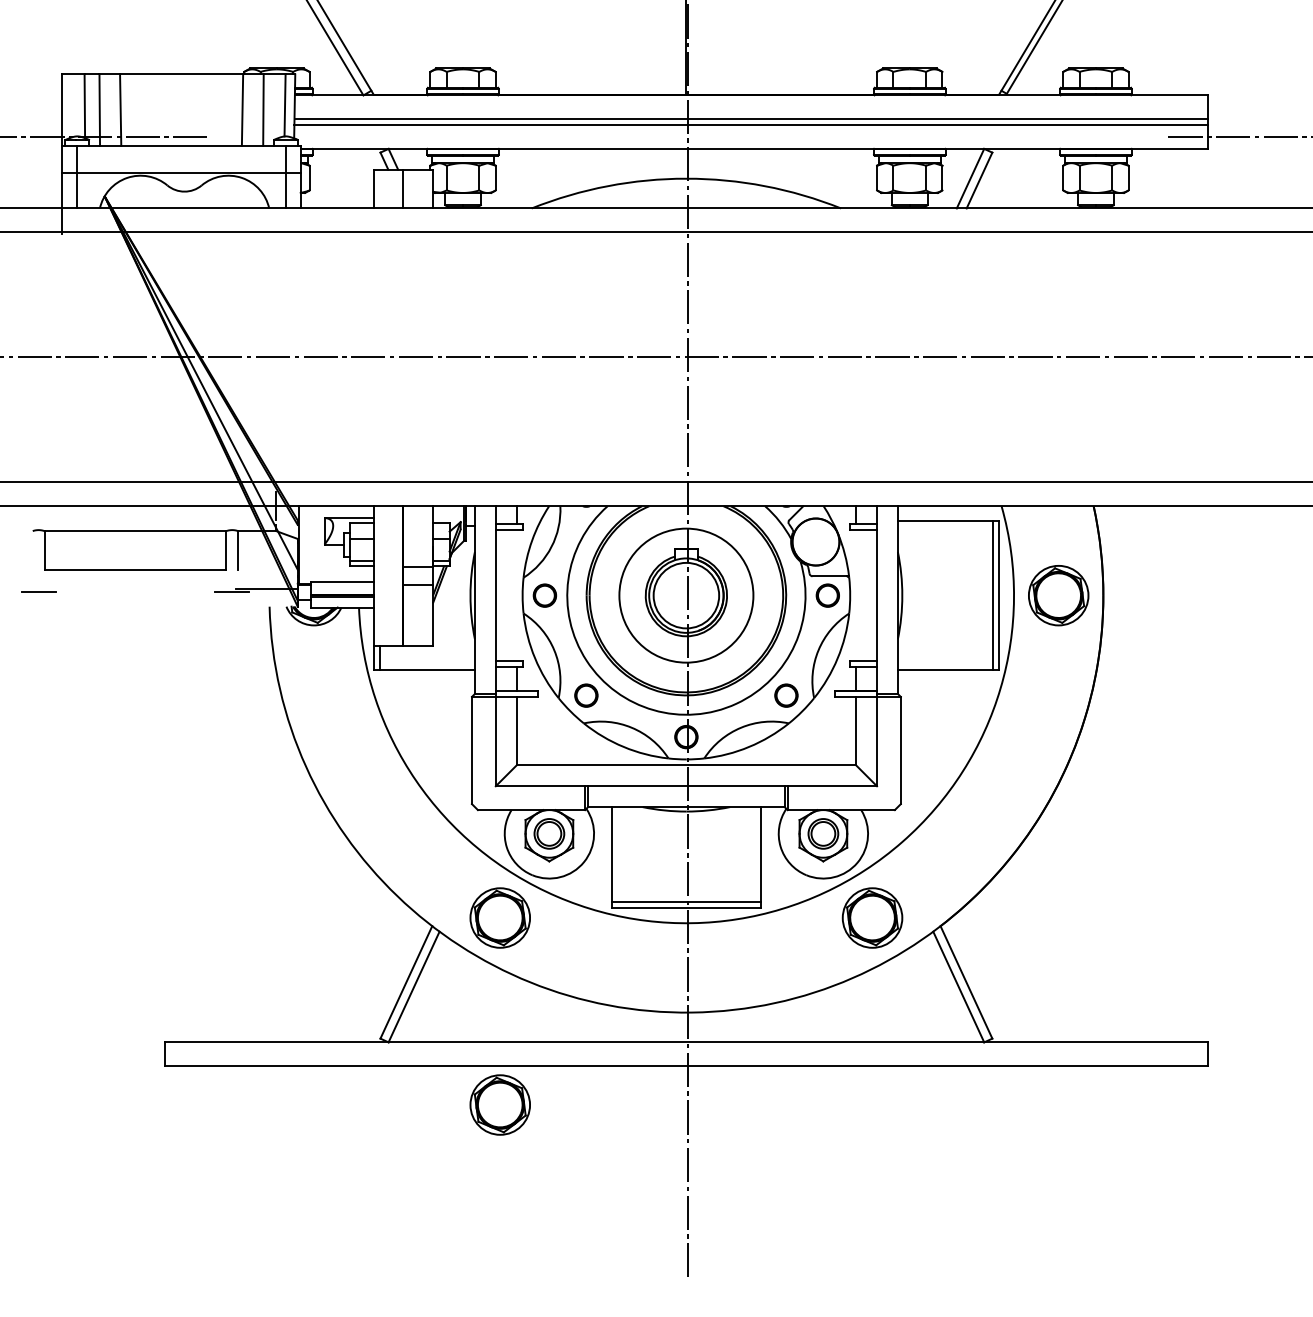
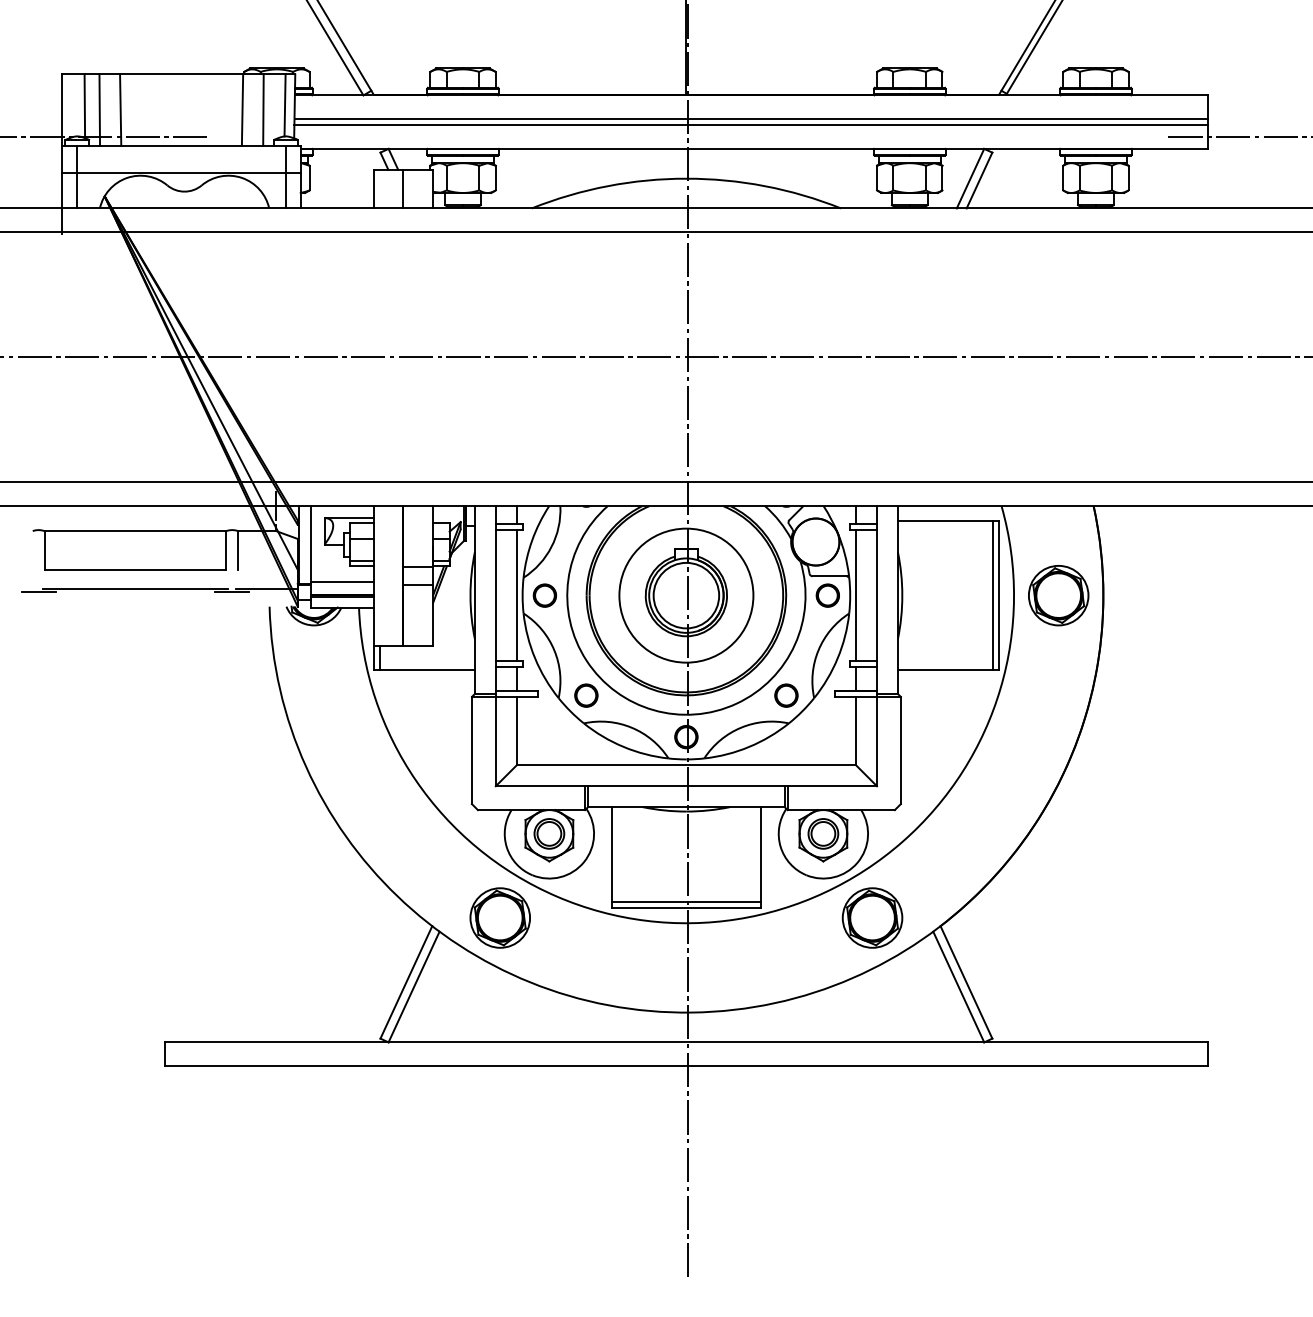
line: none -> present (311, 542)
line: none -> present (135, 588)
line: none -> present (517, 595)
line: none -> present (855, 595)
part: present -> none (499, 1104)
